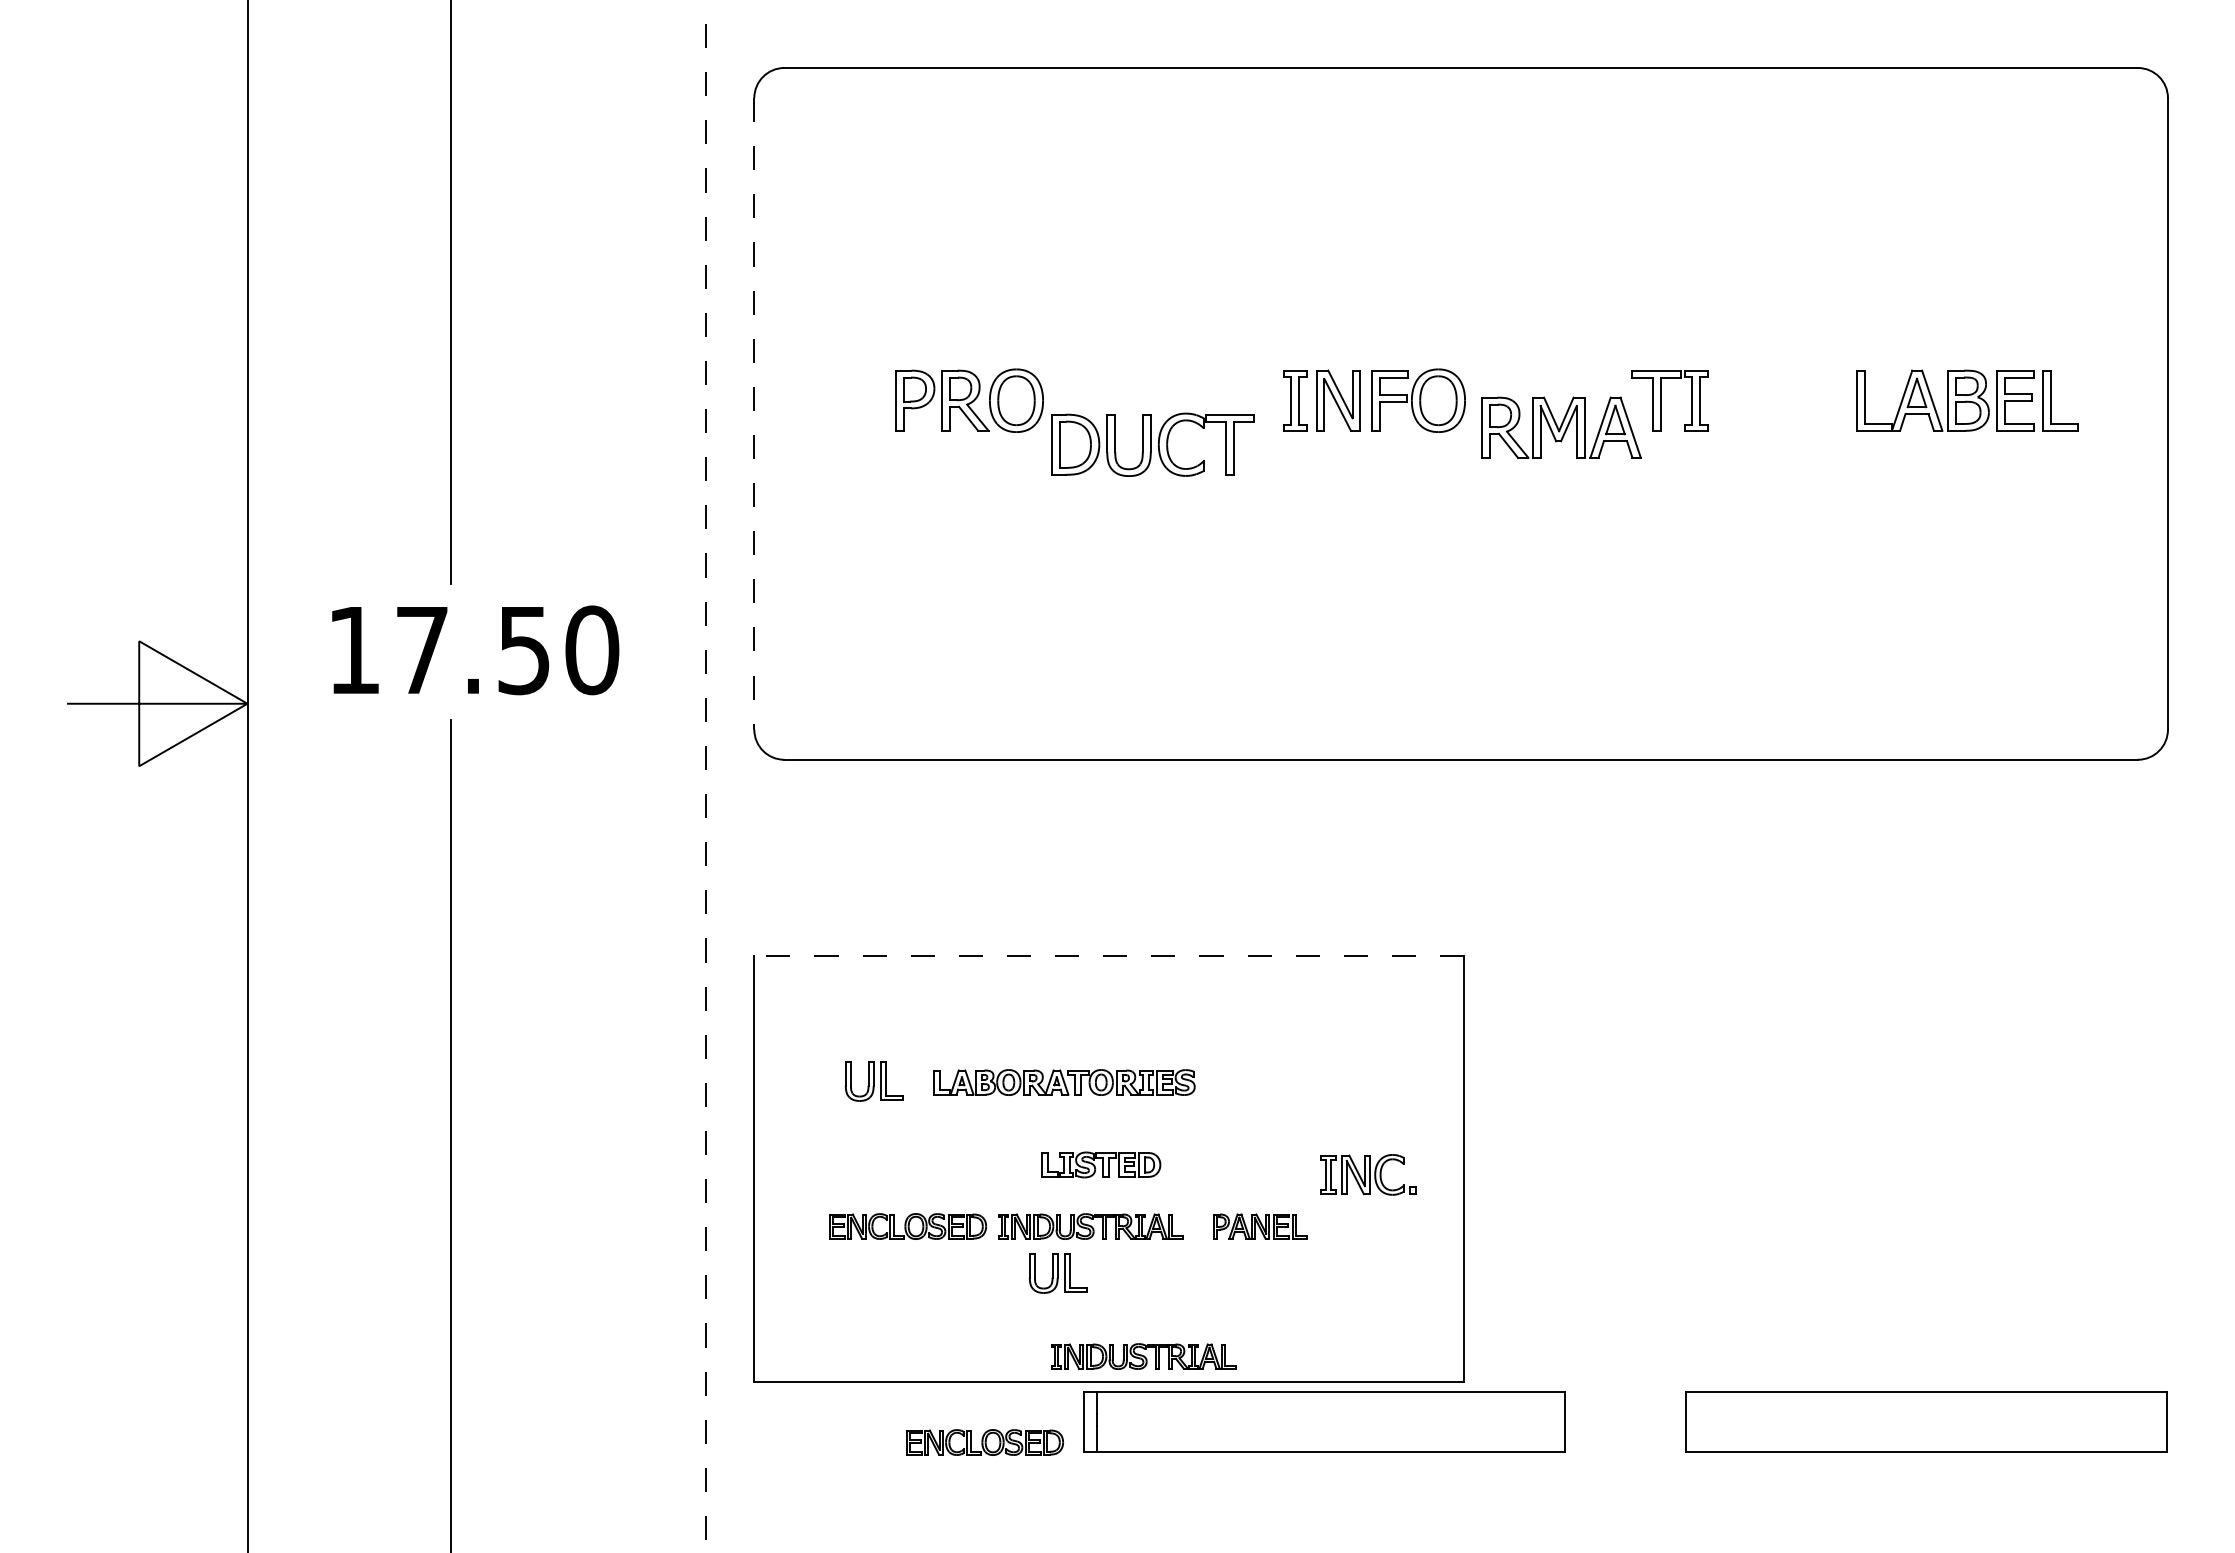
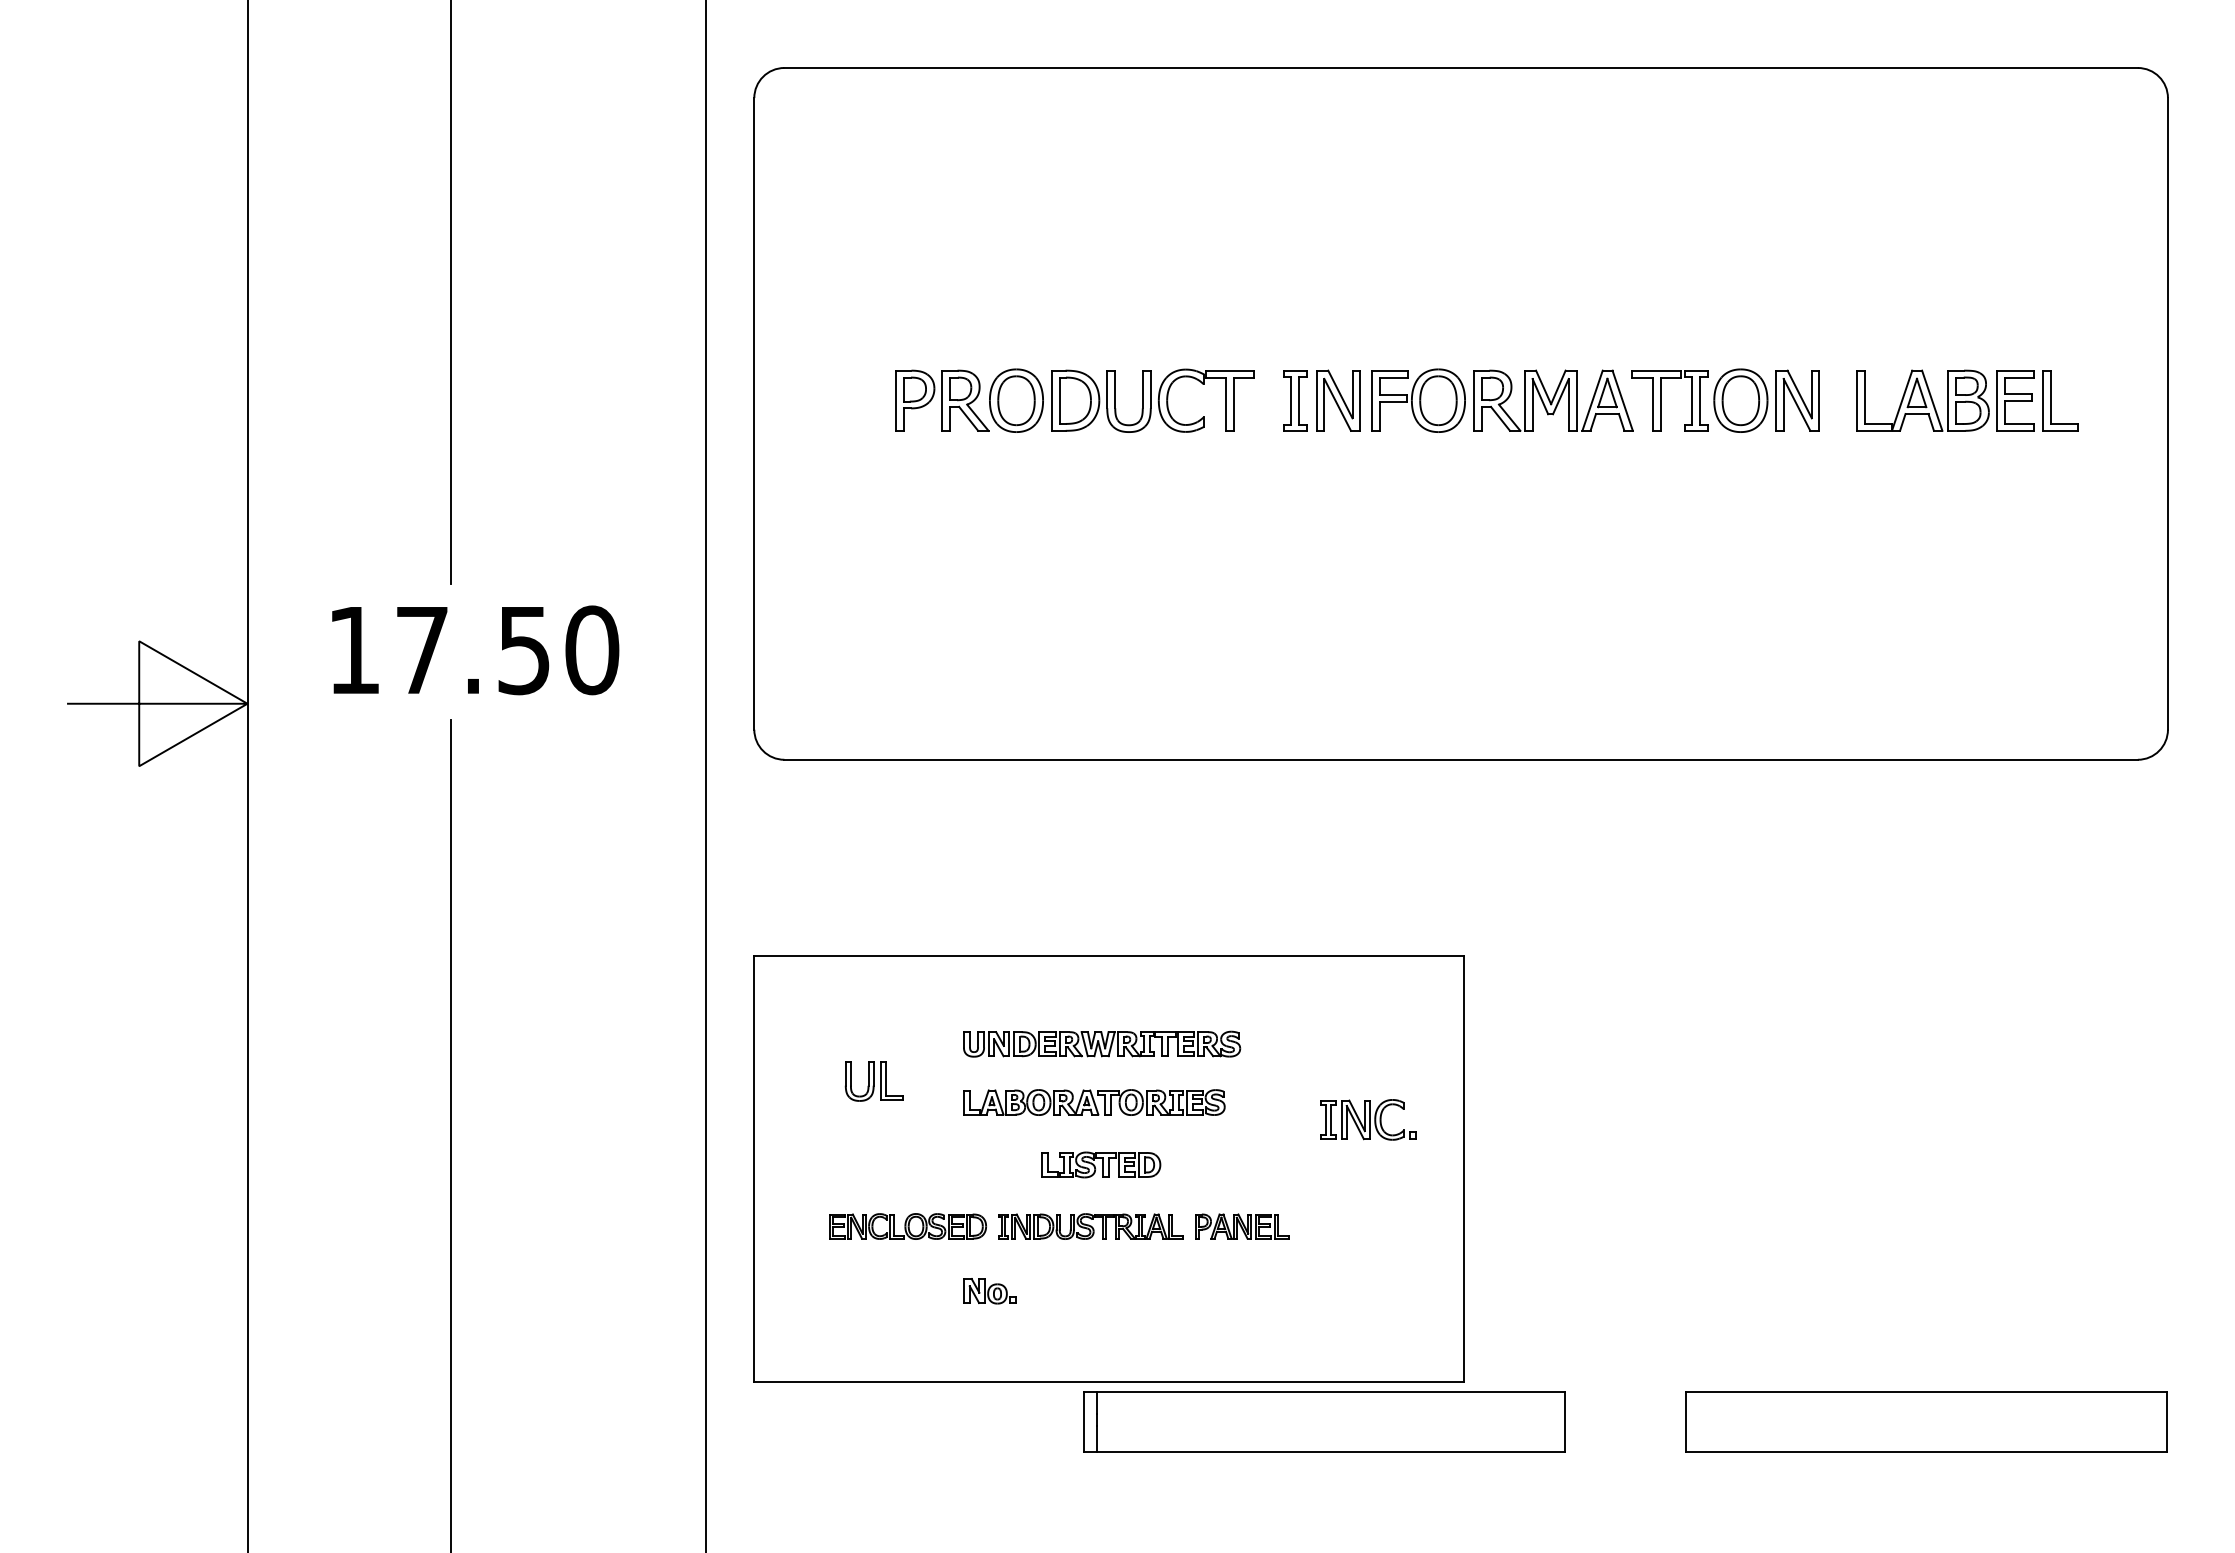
part: none -> present (1766, 400)
line: dashed -> solid (754, 413)
part position: (1561, 427) -> (1553, 400) (1553, 400)
part position: (1152, 444) -> (1152, 400) (1152, 400)
line: dashed -> solid (706, 776)
line: dashed -> solid (1109, 956)
part: none -> present (1102, 1043)
part position: (1064, 1082) -> (1094, 1102) (1094, 1102)
part position: (1368, 1174) -> (1368, 1119) (1368, 1119)
part position: (1260, 1226) -> (1242, 1226) (1242, 1226)
part: present -> none (1057, 1273)
part: none -> present (989, 1291)
part: present -> none (1143, 1356)
part: present -> none (984, 1442)
